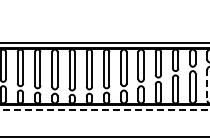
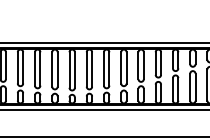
line: dashed -> solid (207, 85)
line: dashed -> solid (105, 109)
